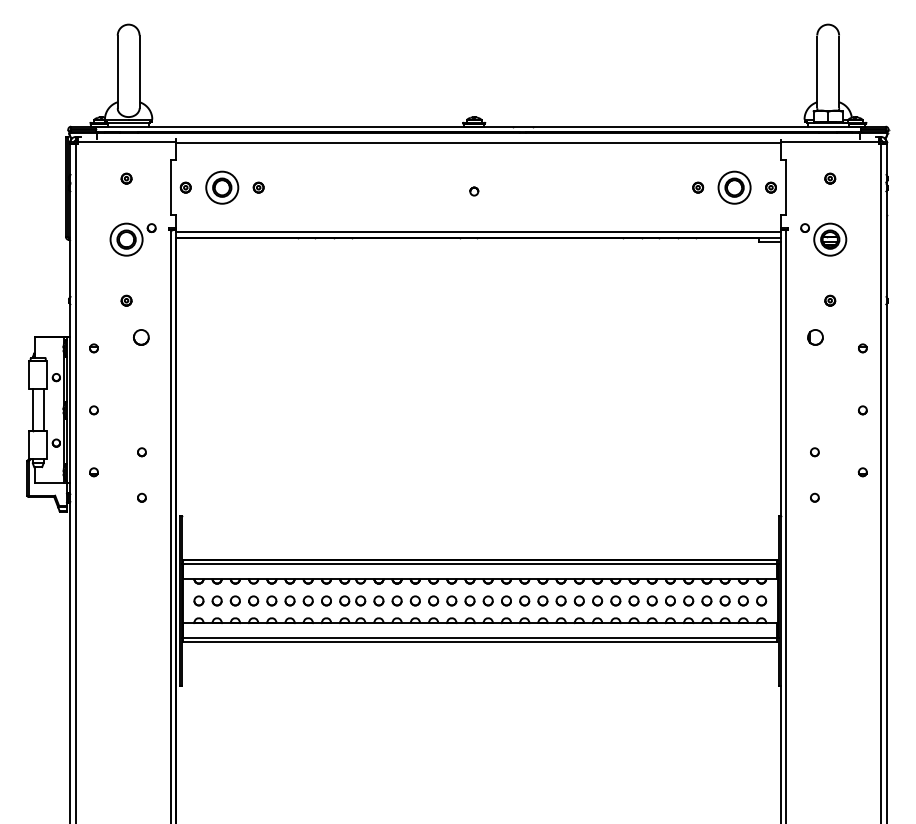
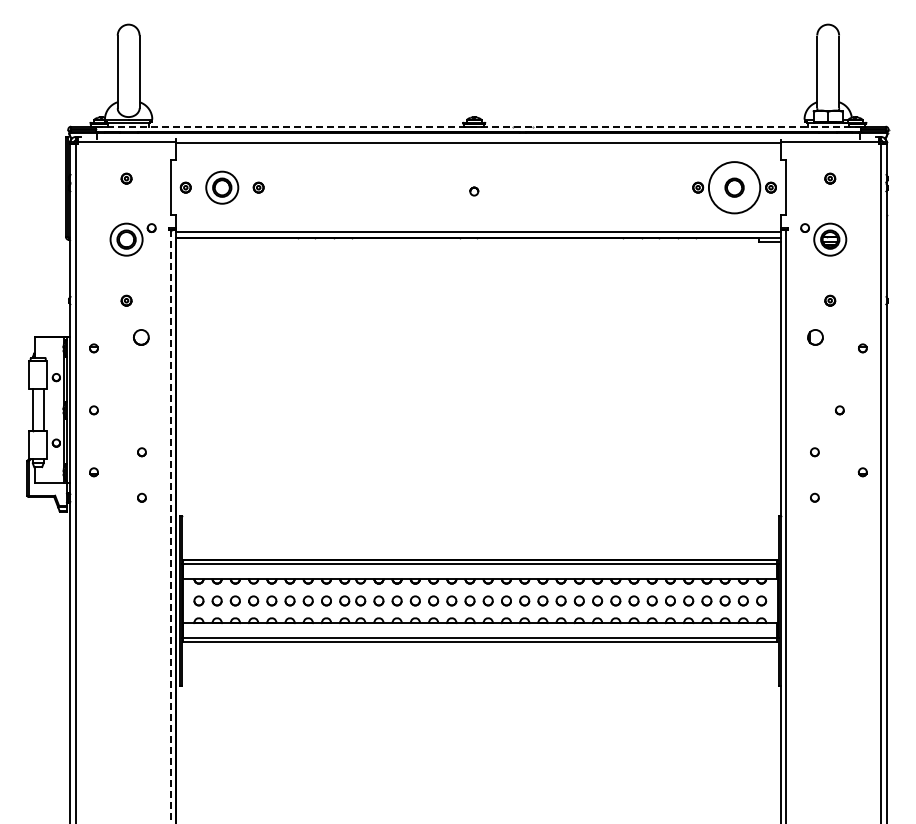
line: solid -> dashed (478, 126)
circle diameter: 32 px -> 51 px (734, 187)
part position: (862, 410) -> (839, 410) (839, 410)
line: solid -> dashed (170, 526)
